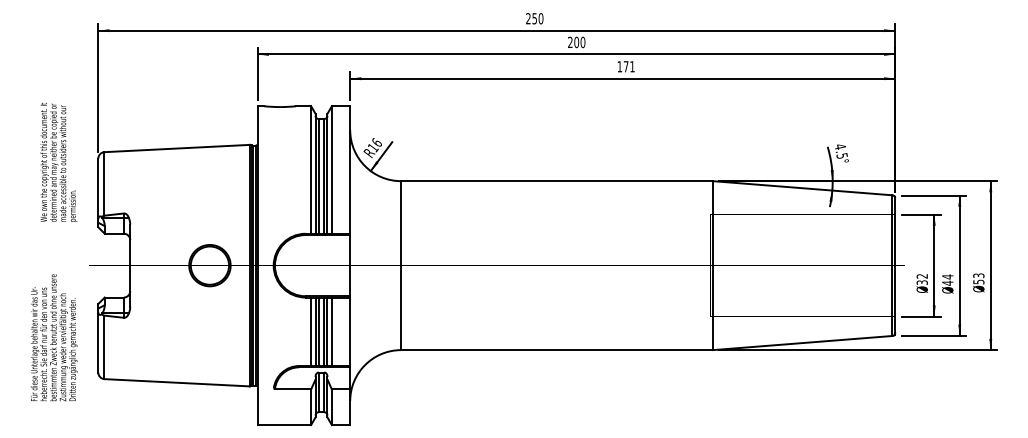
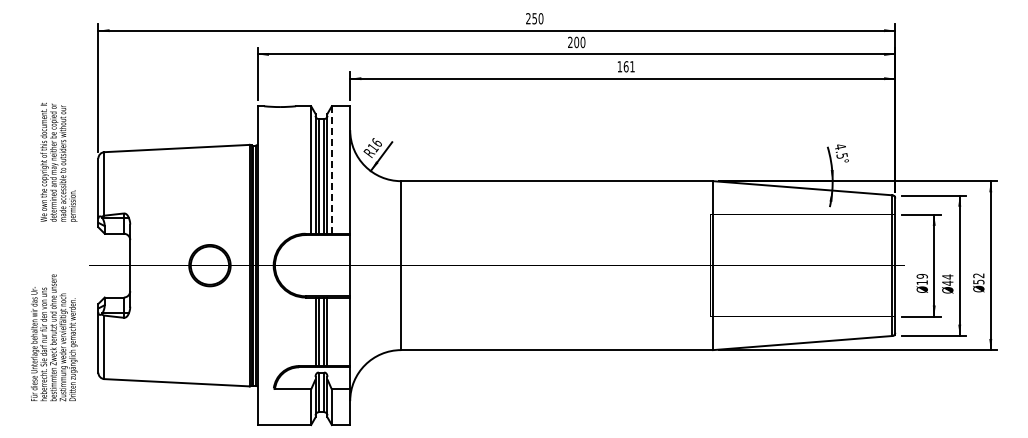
text: 171 -> 161 (625, 66)
line: solid -> dashed (331, 170)
text: 53 -> 52 (978, 275)
text: 32 -> 19 (921, 279)
line: present -> none (311, 331)
line: present -> none (331, 331)
